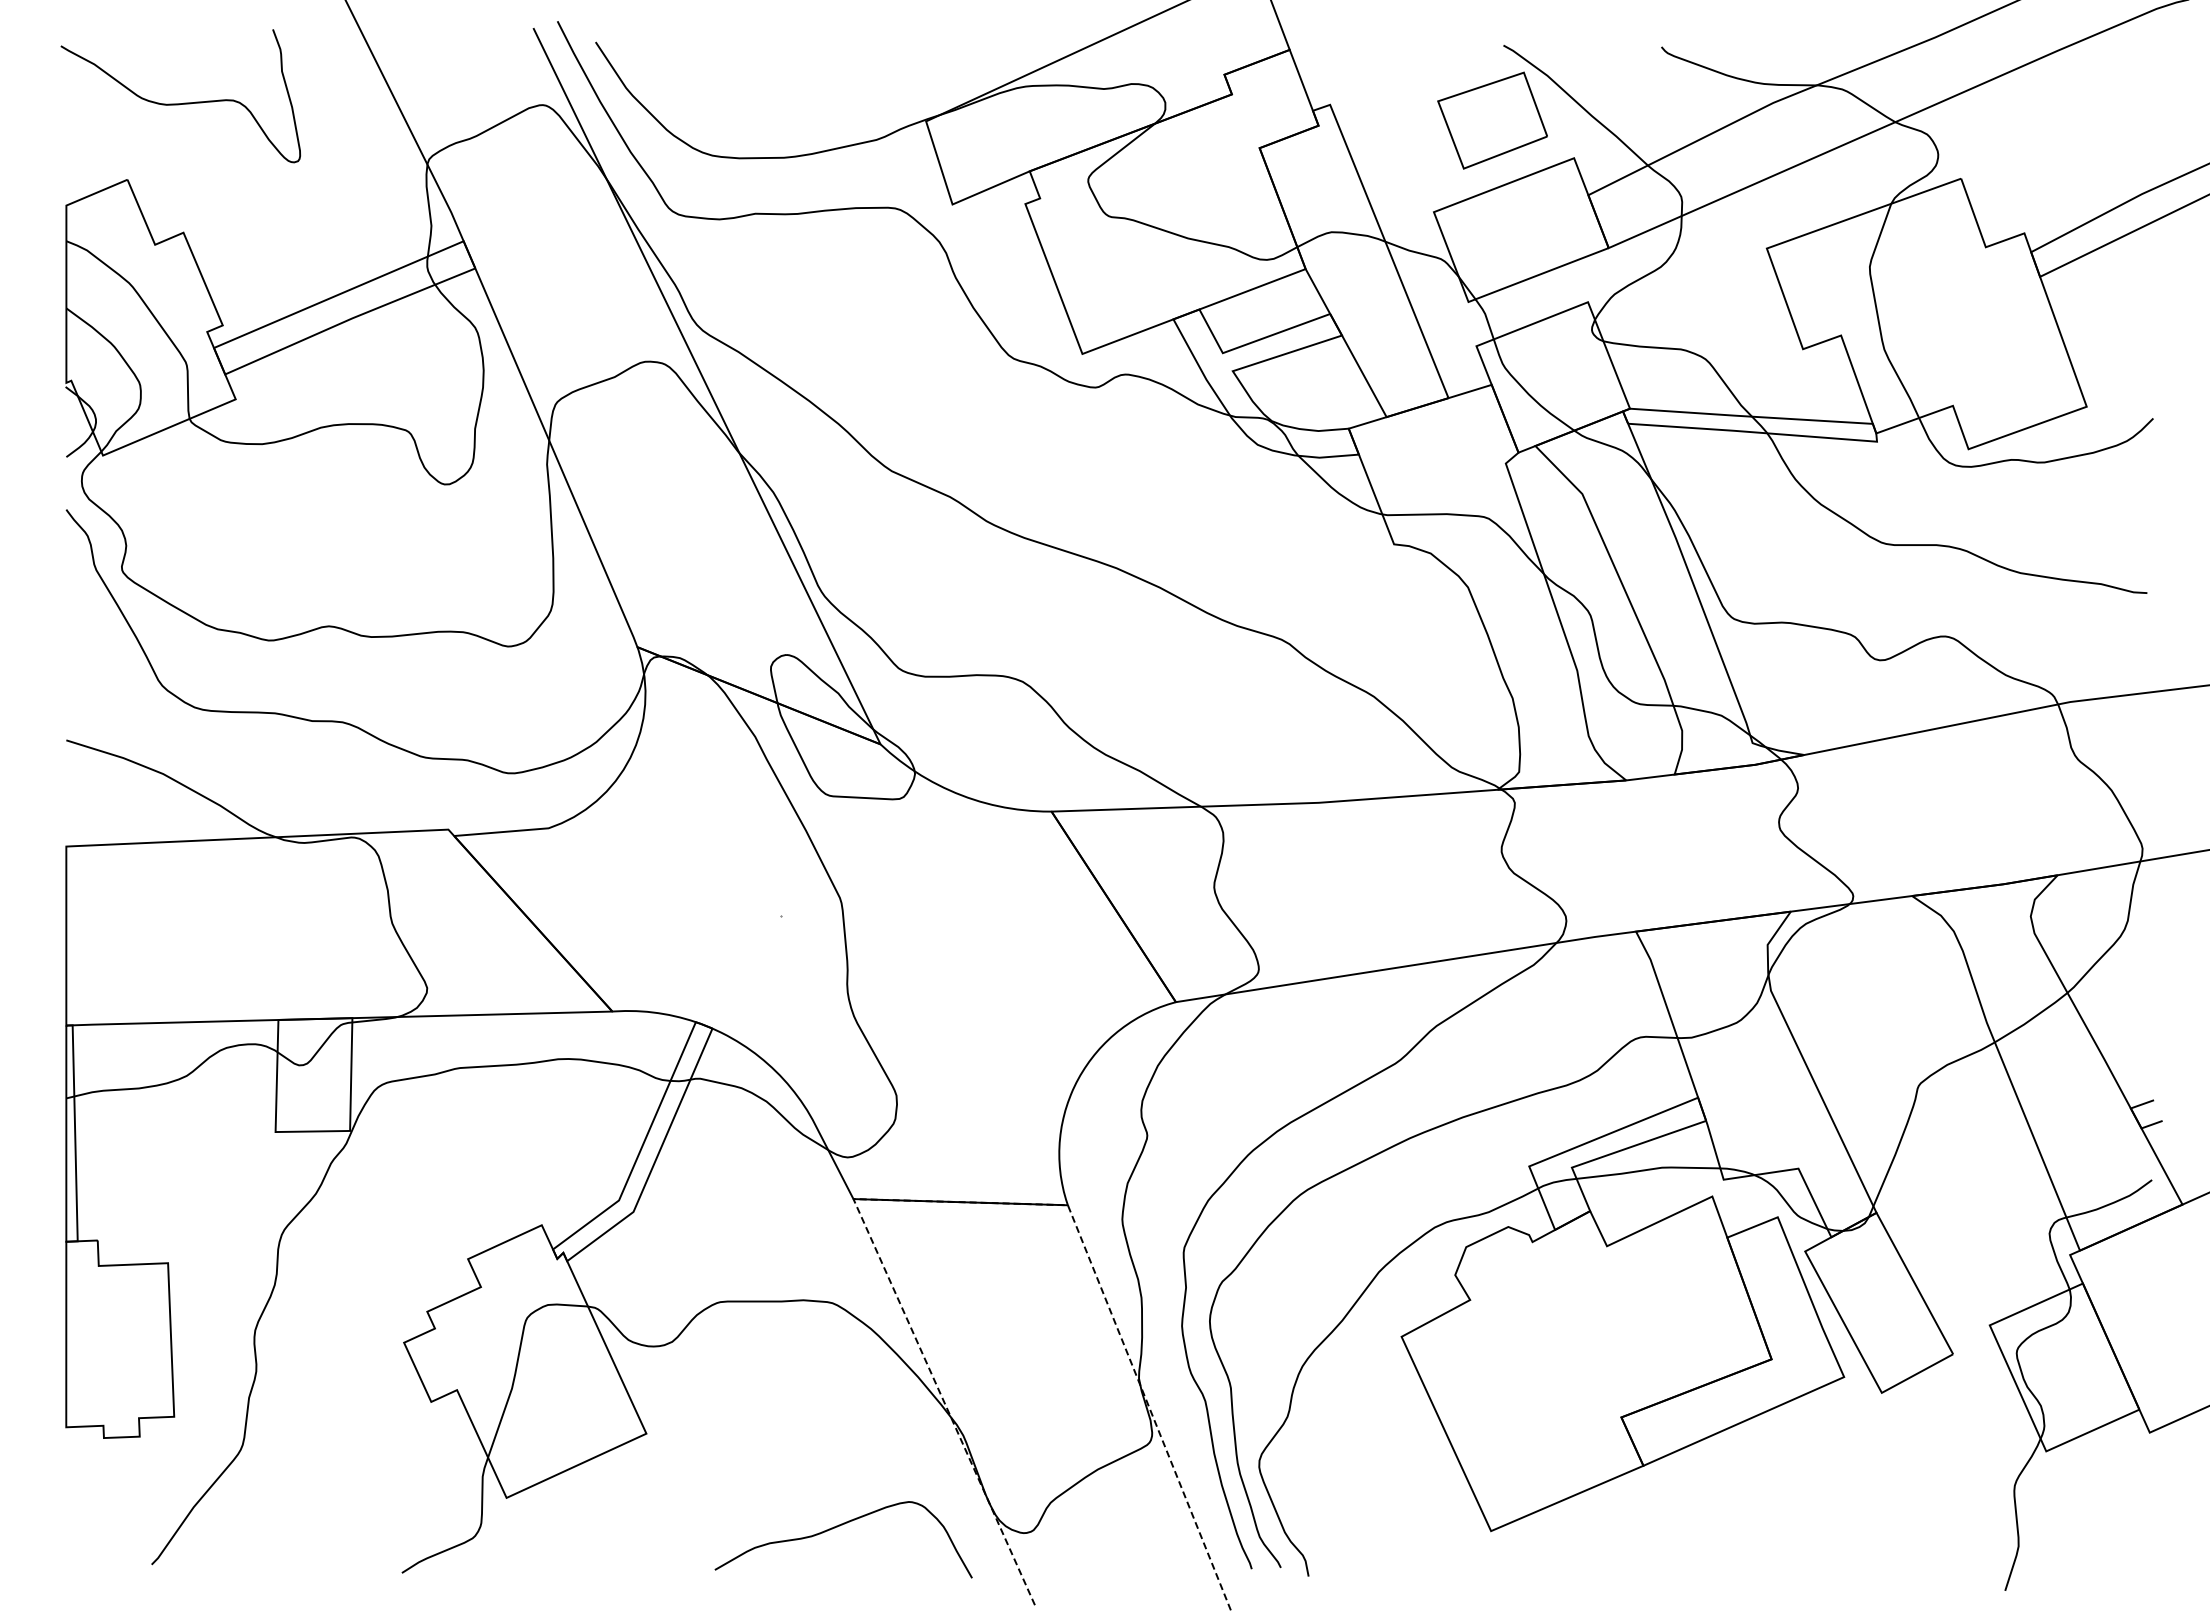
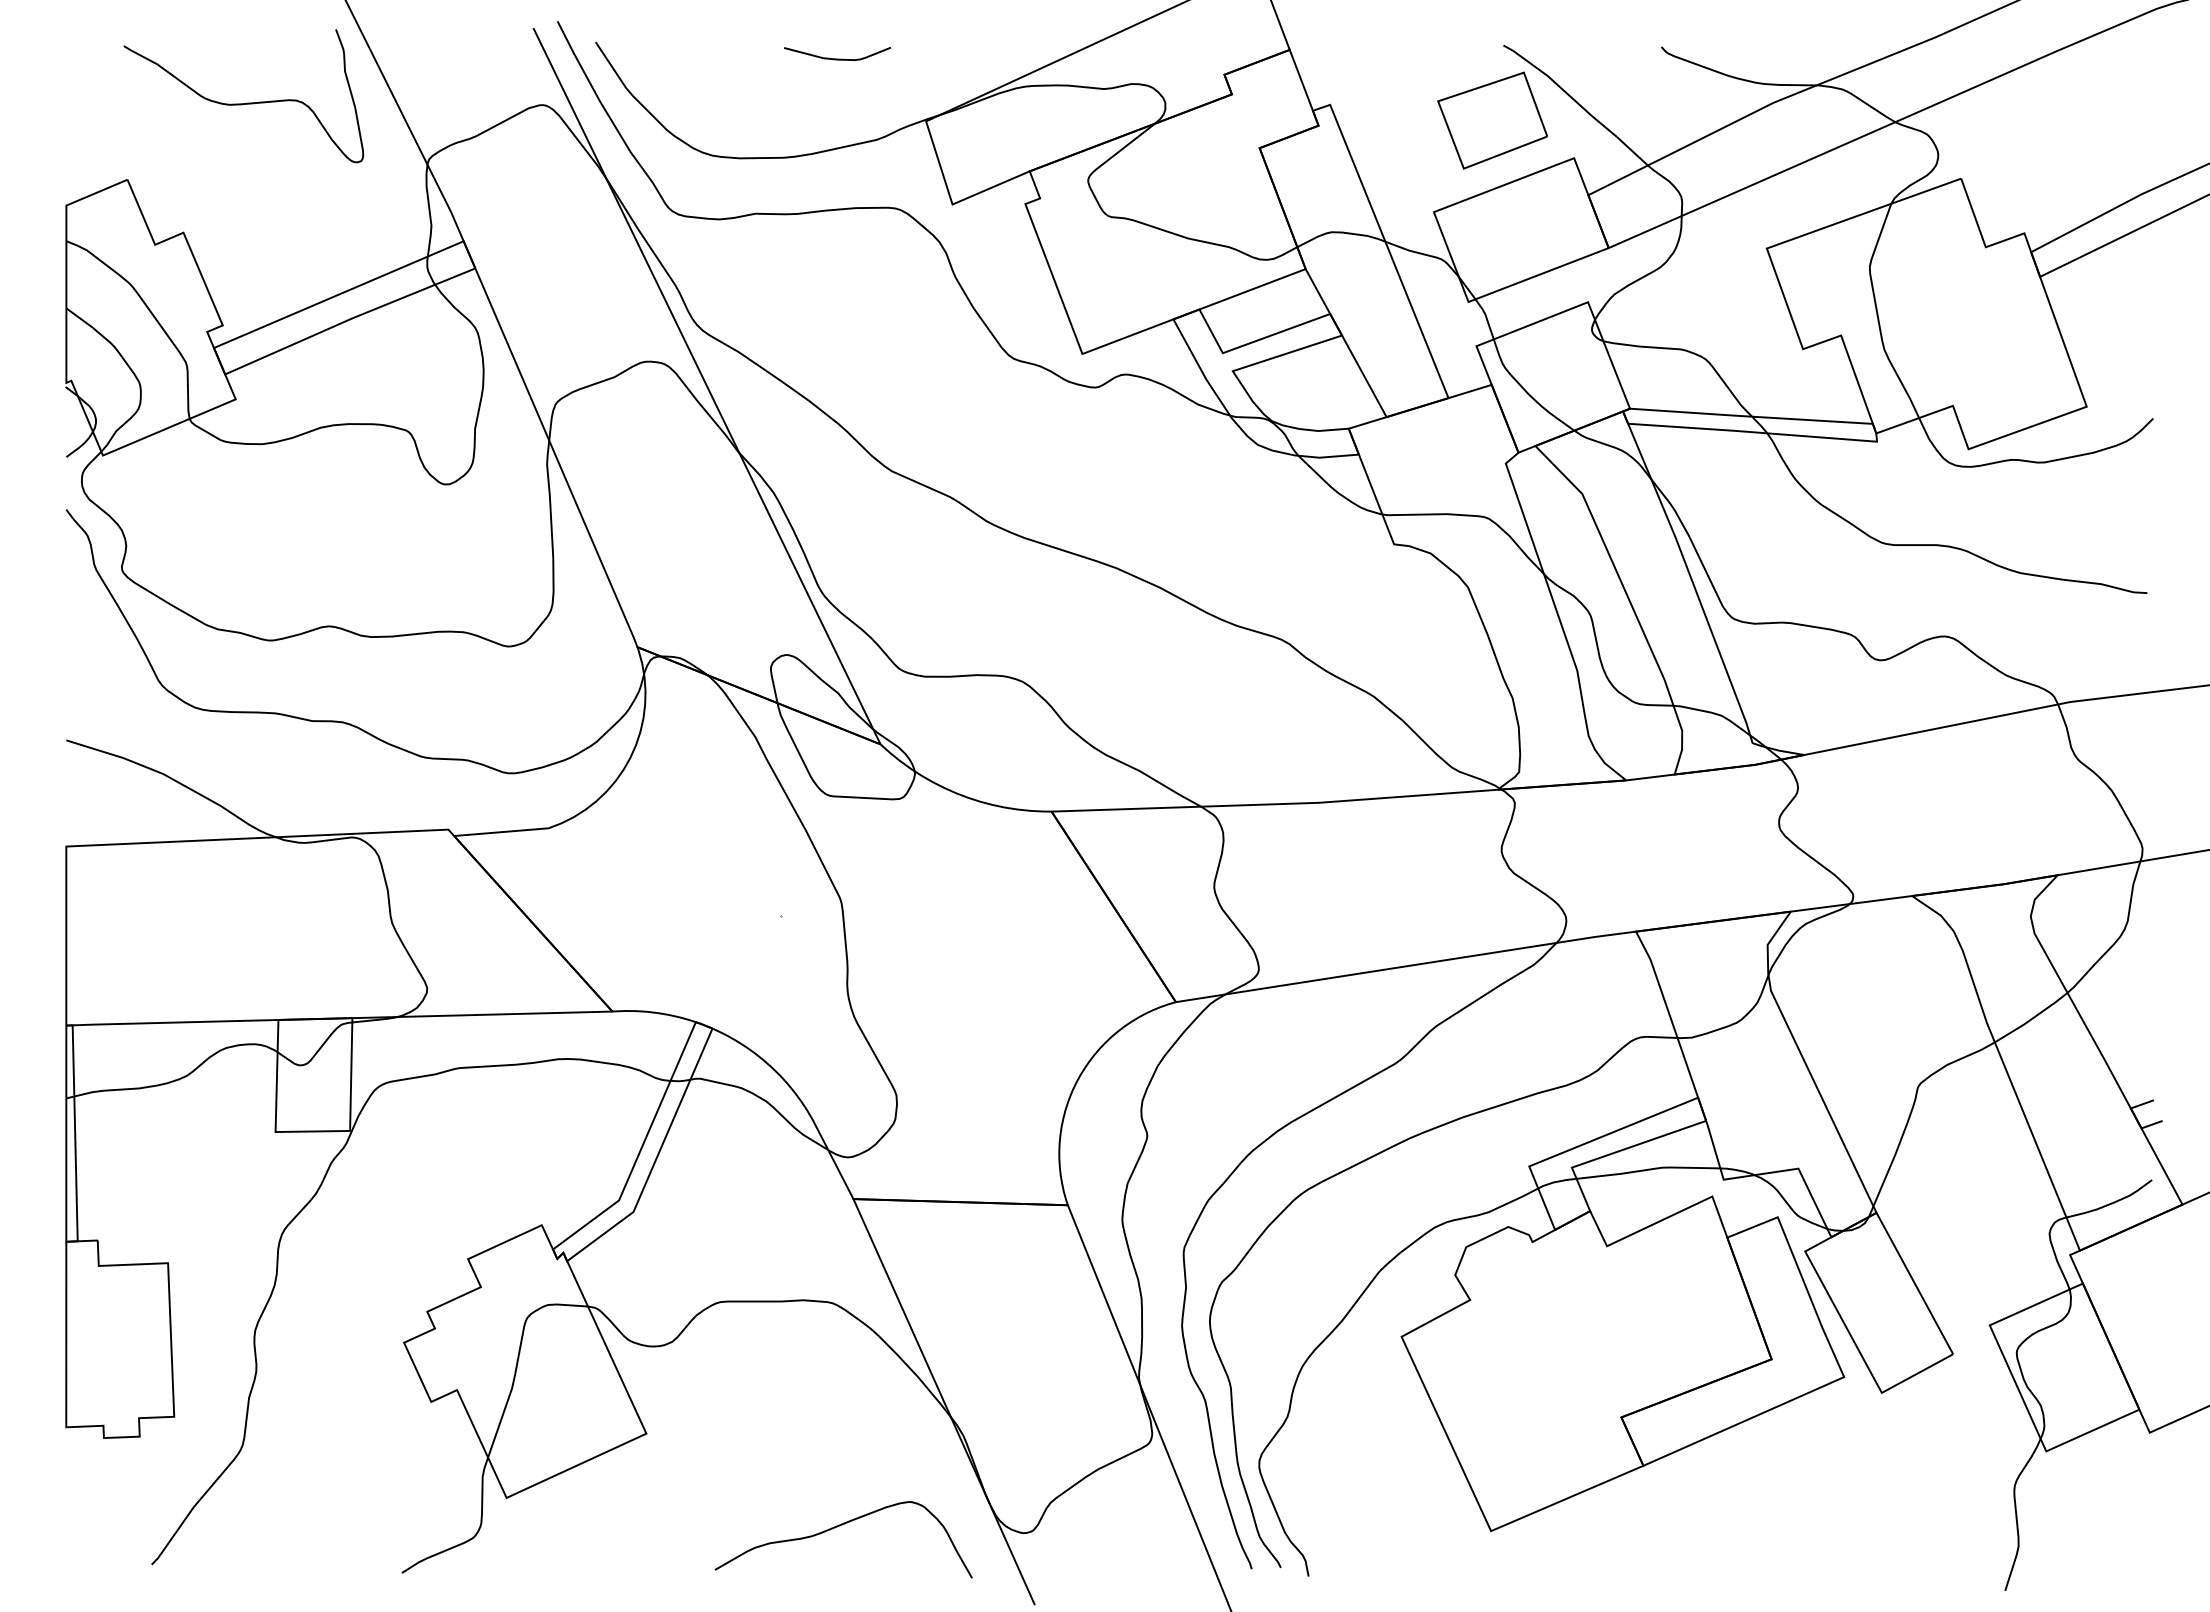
curve: none -> present (837, 58)
curve position: (180, 103) -> (243, 103) (243, 103)
line: dashed -> solid (958, 1202)
